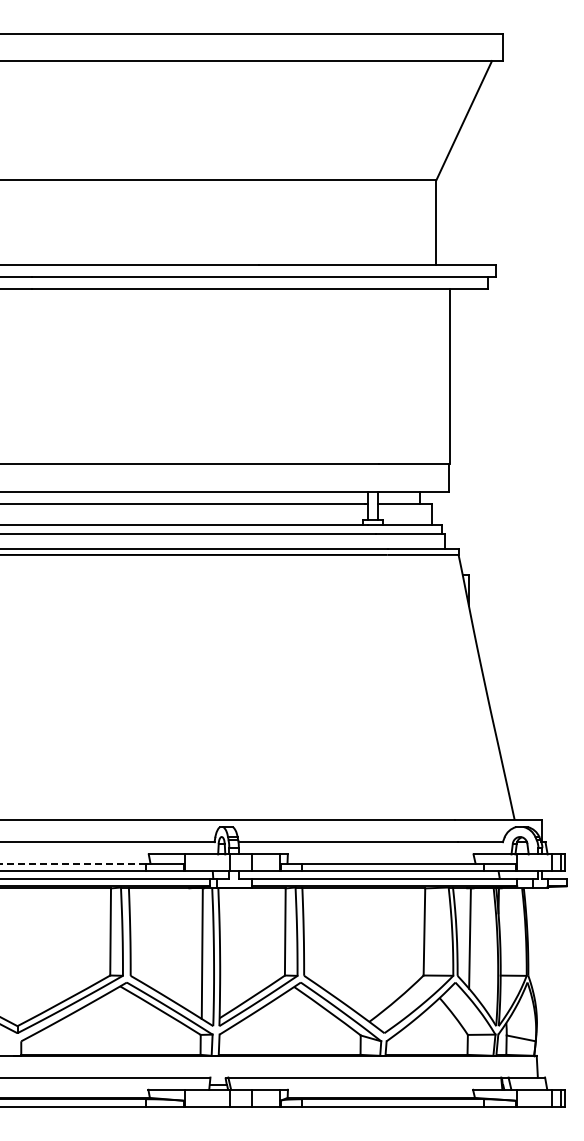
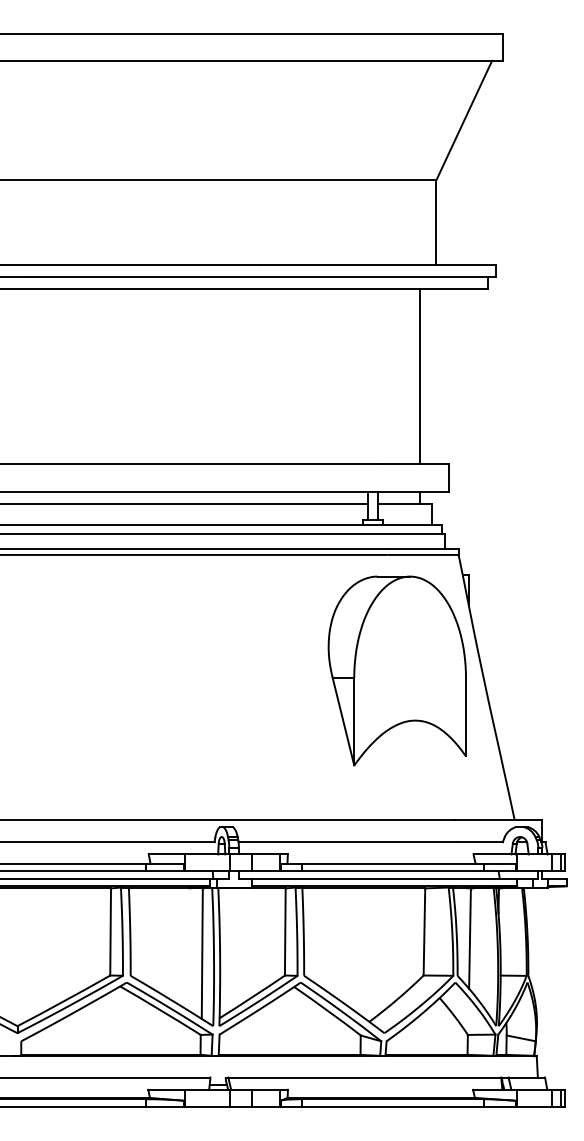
line position: (449, 376) -> (419, 376) (419, 376)
part: none -> present (396, 670)
line: dashed -> solid (72, 863)
